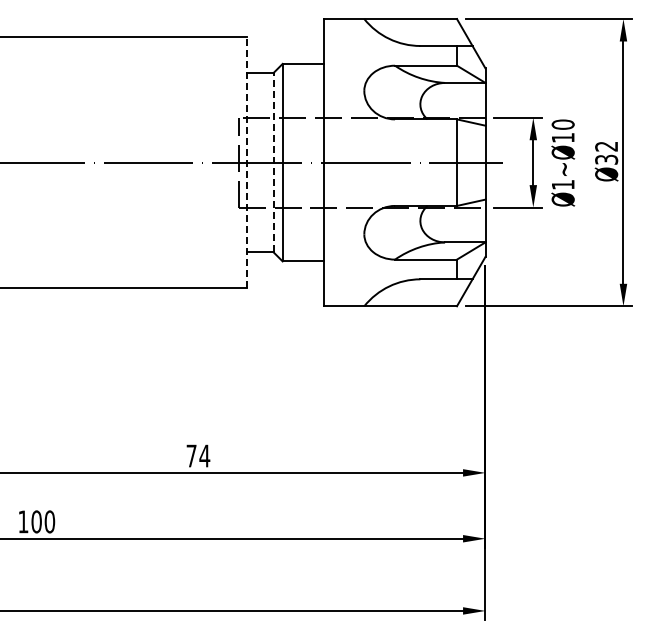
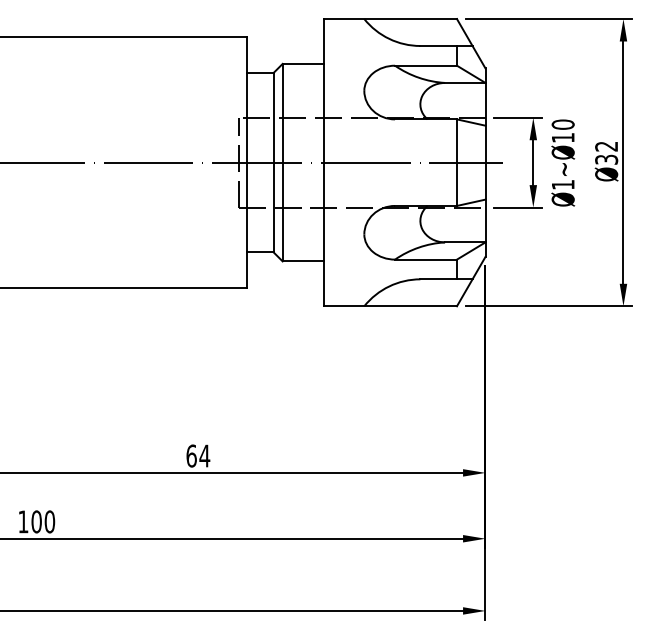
line: dashed -> solid (246, 162)
line: dashed -> solid (273, 162)
text: 74 -> 64 (191, 455)
